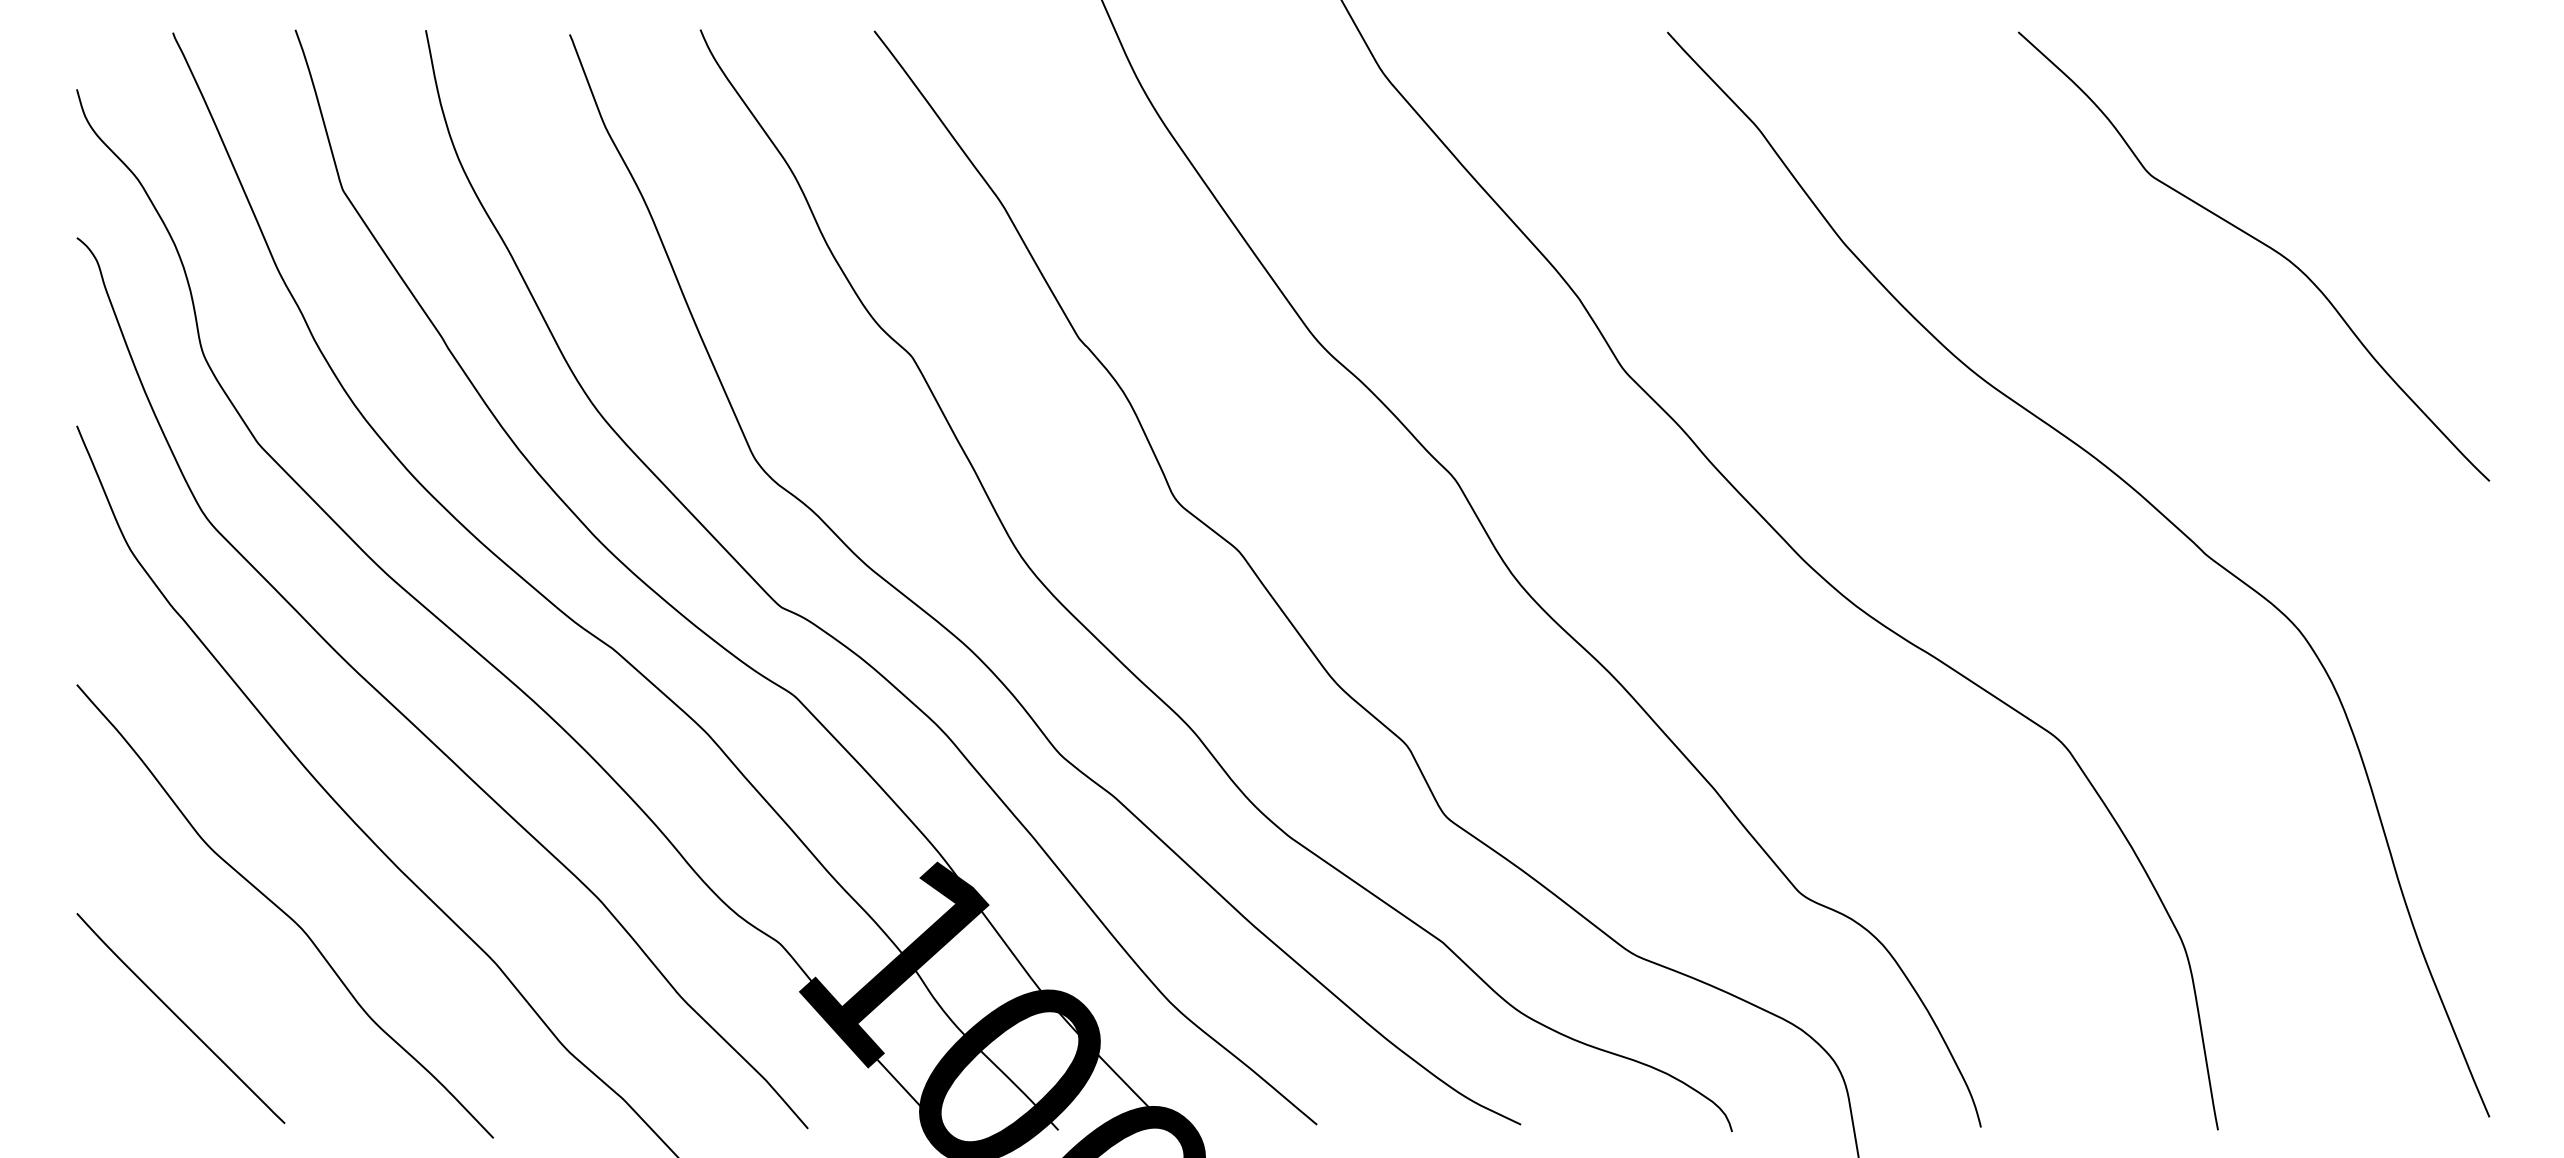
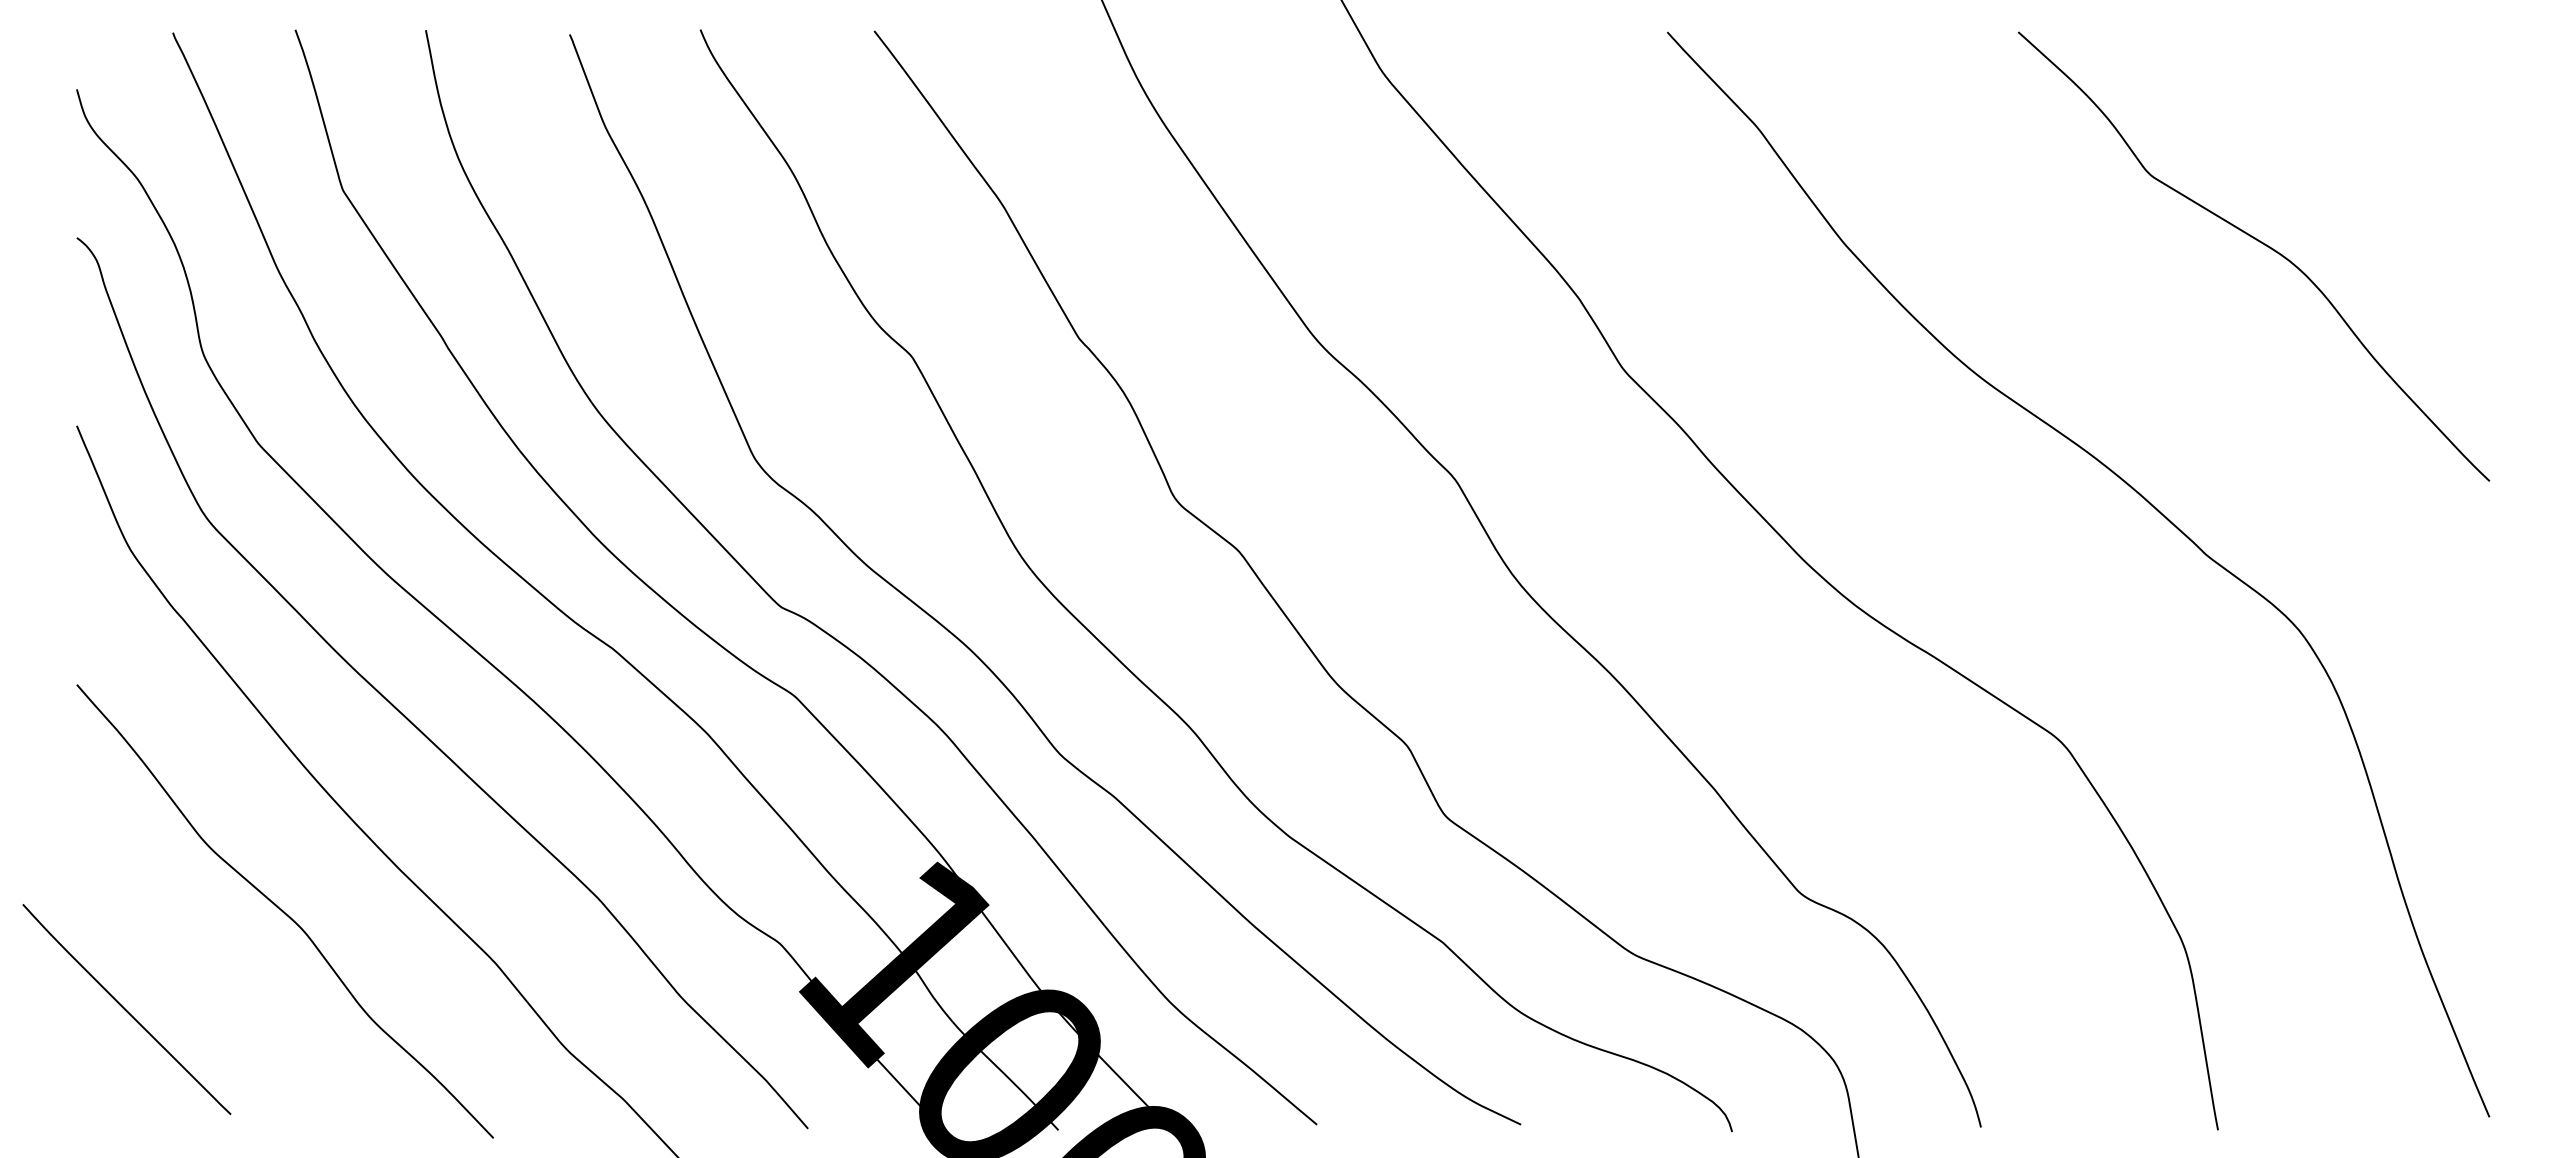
curve position: (180, 1018) -> (126, 1009) (126, 1009)
